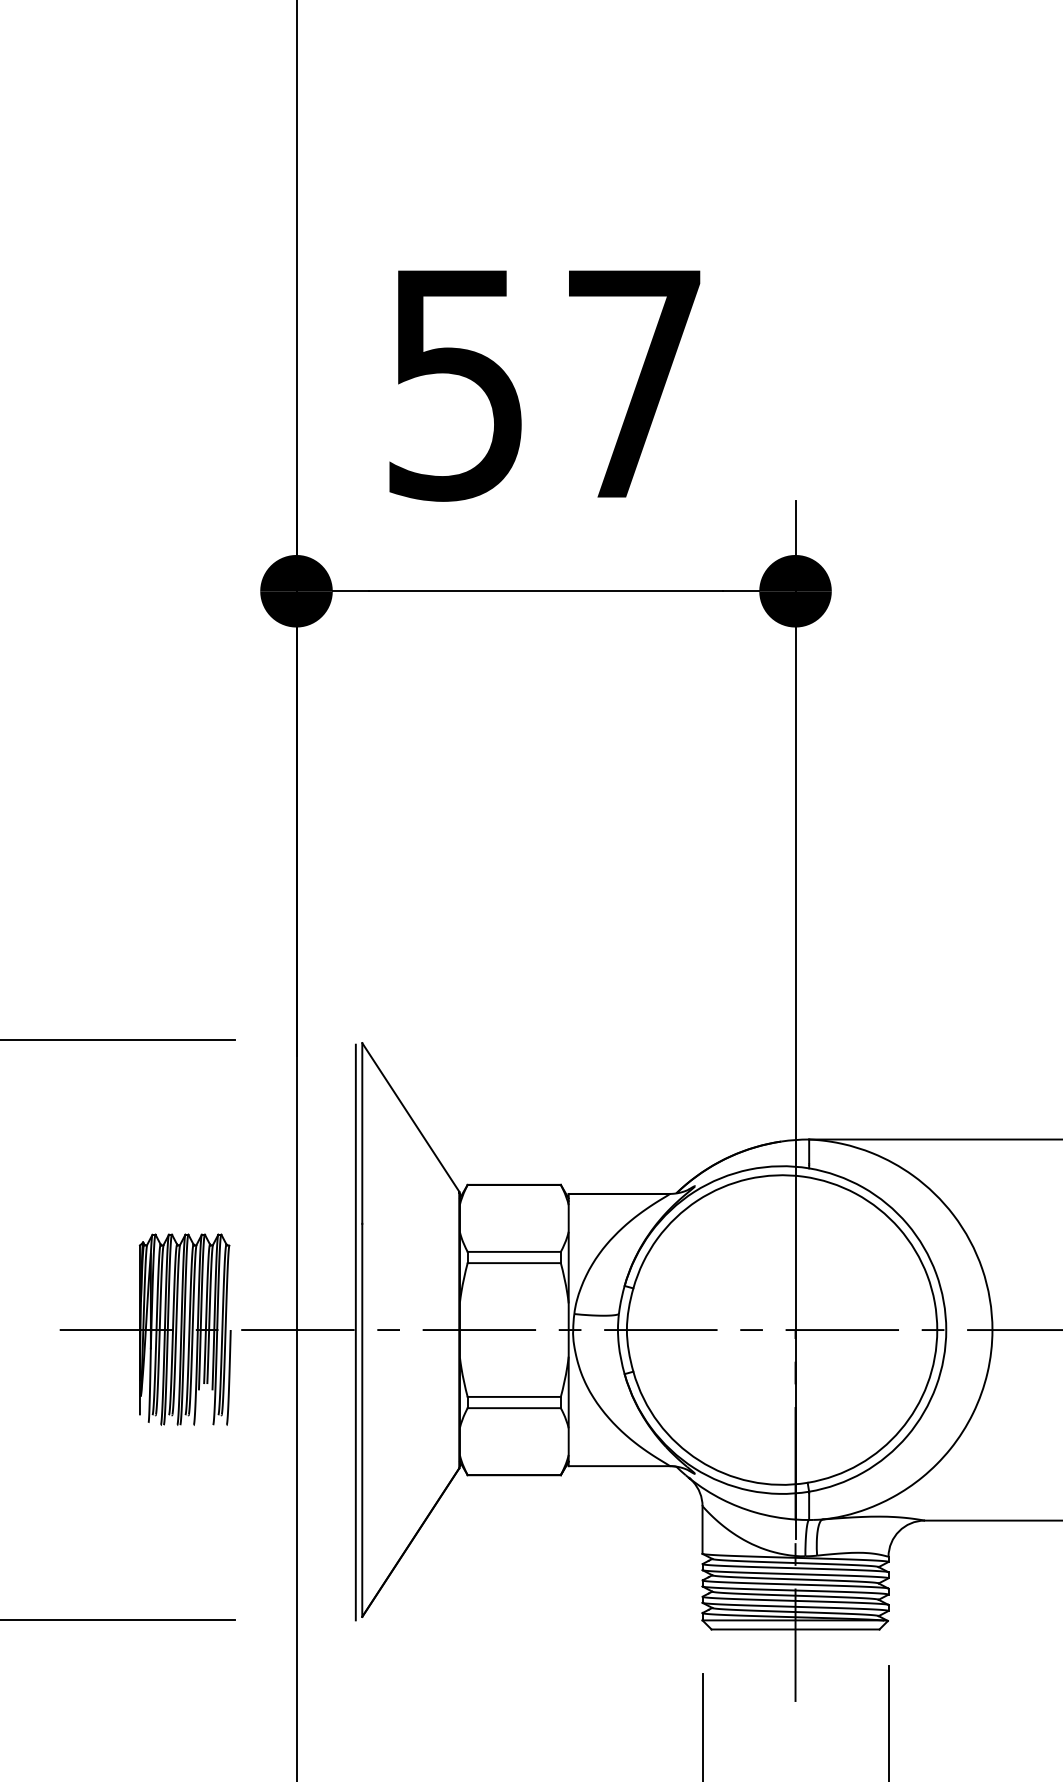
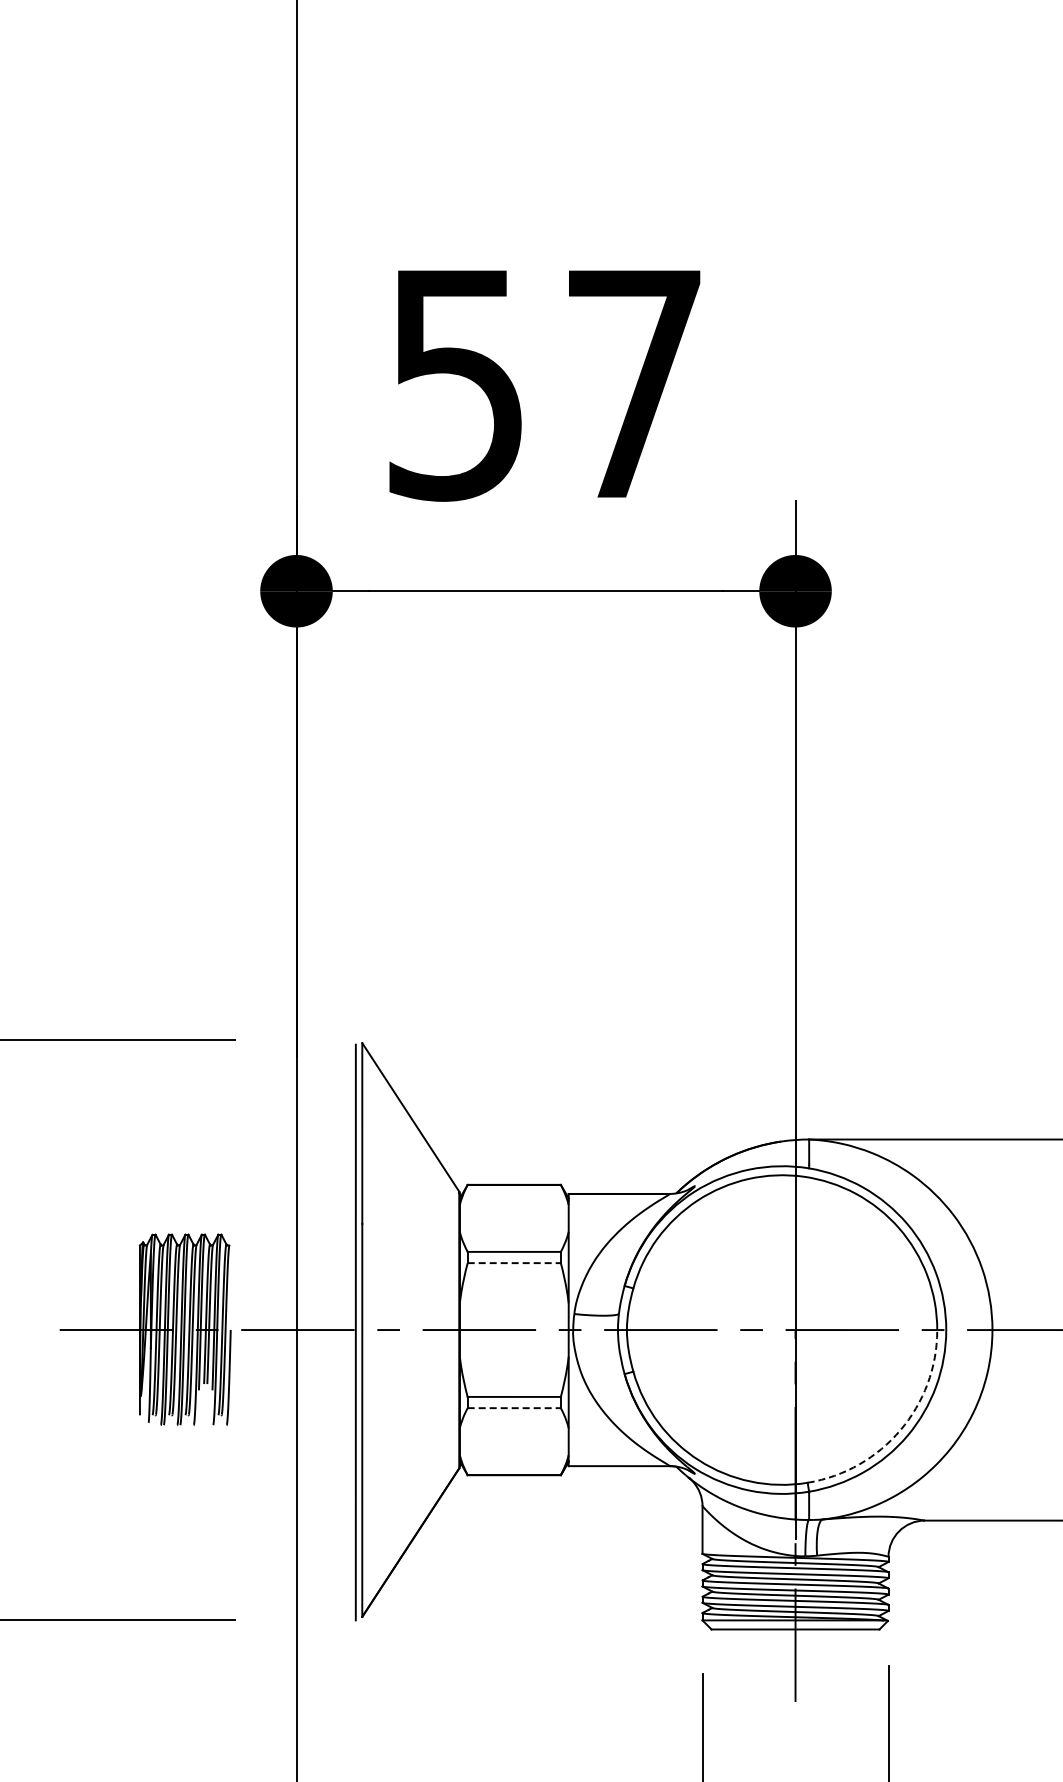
line: solid -> dashed (514, 1263)
line: solid -> dashed (514, 1408)
arc: solid -> dashed (900, 1430)
